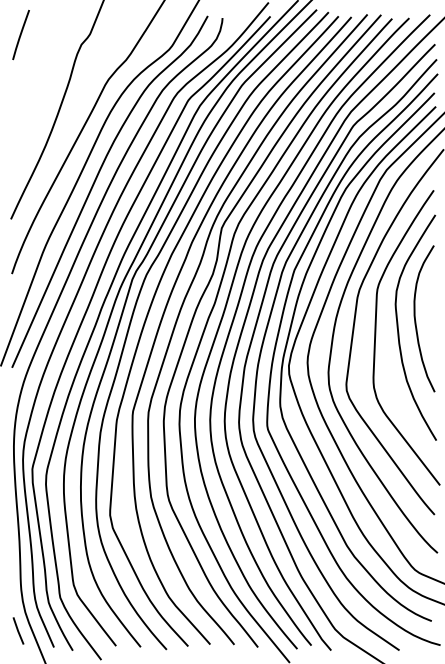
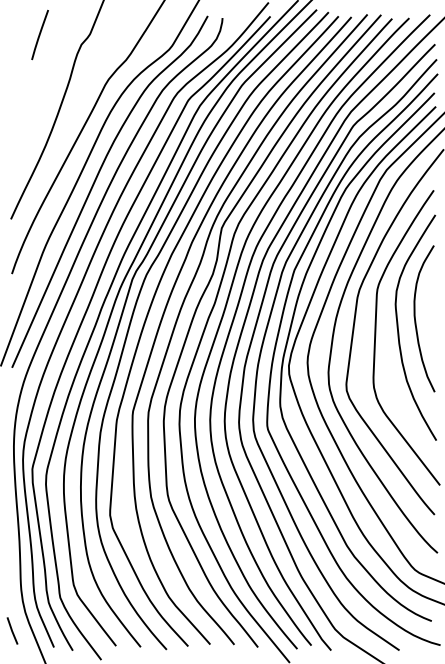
line position: (20, 34) -> (39, 34) (39, 34)
line position: (18, 630) -> (12, 630) (12, 630)
